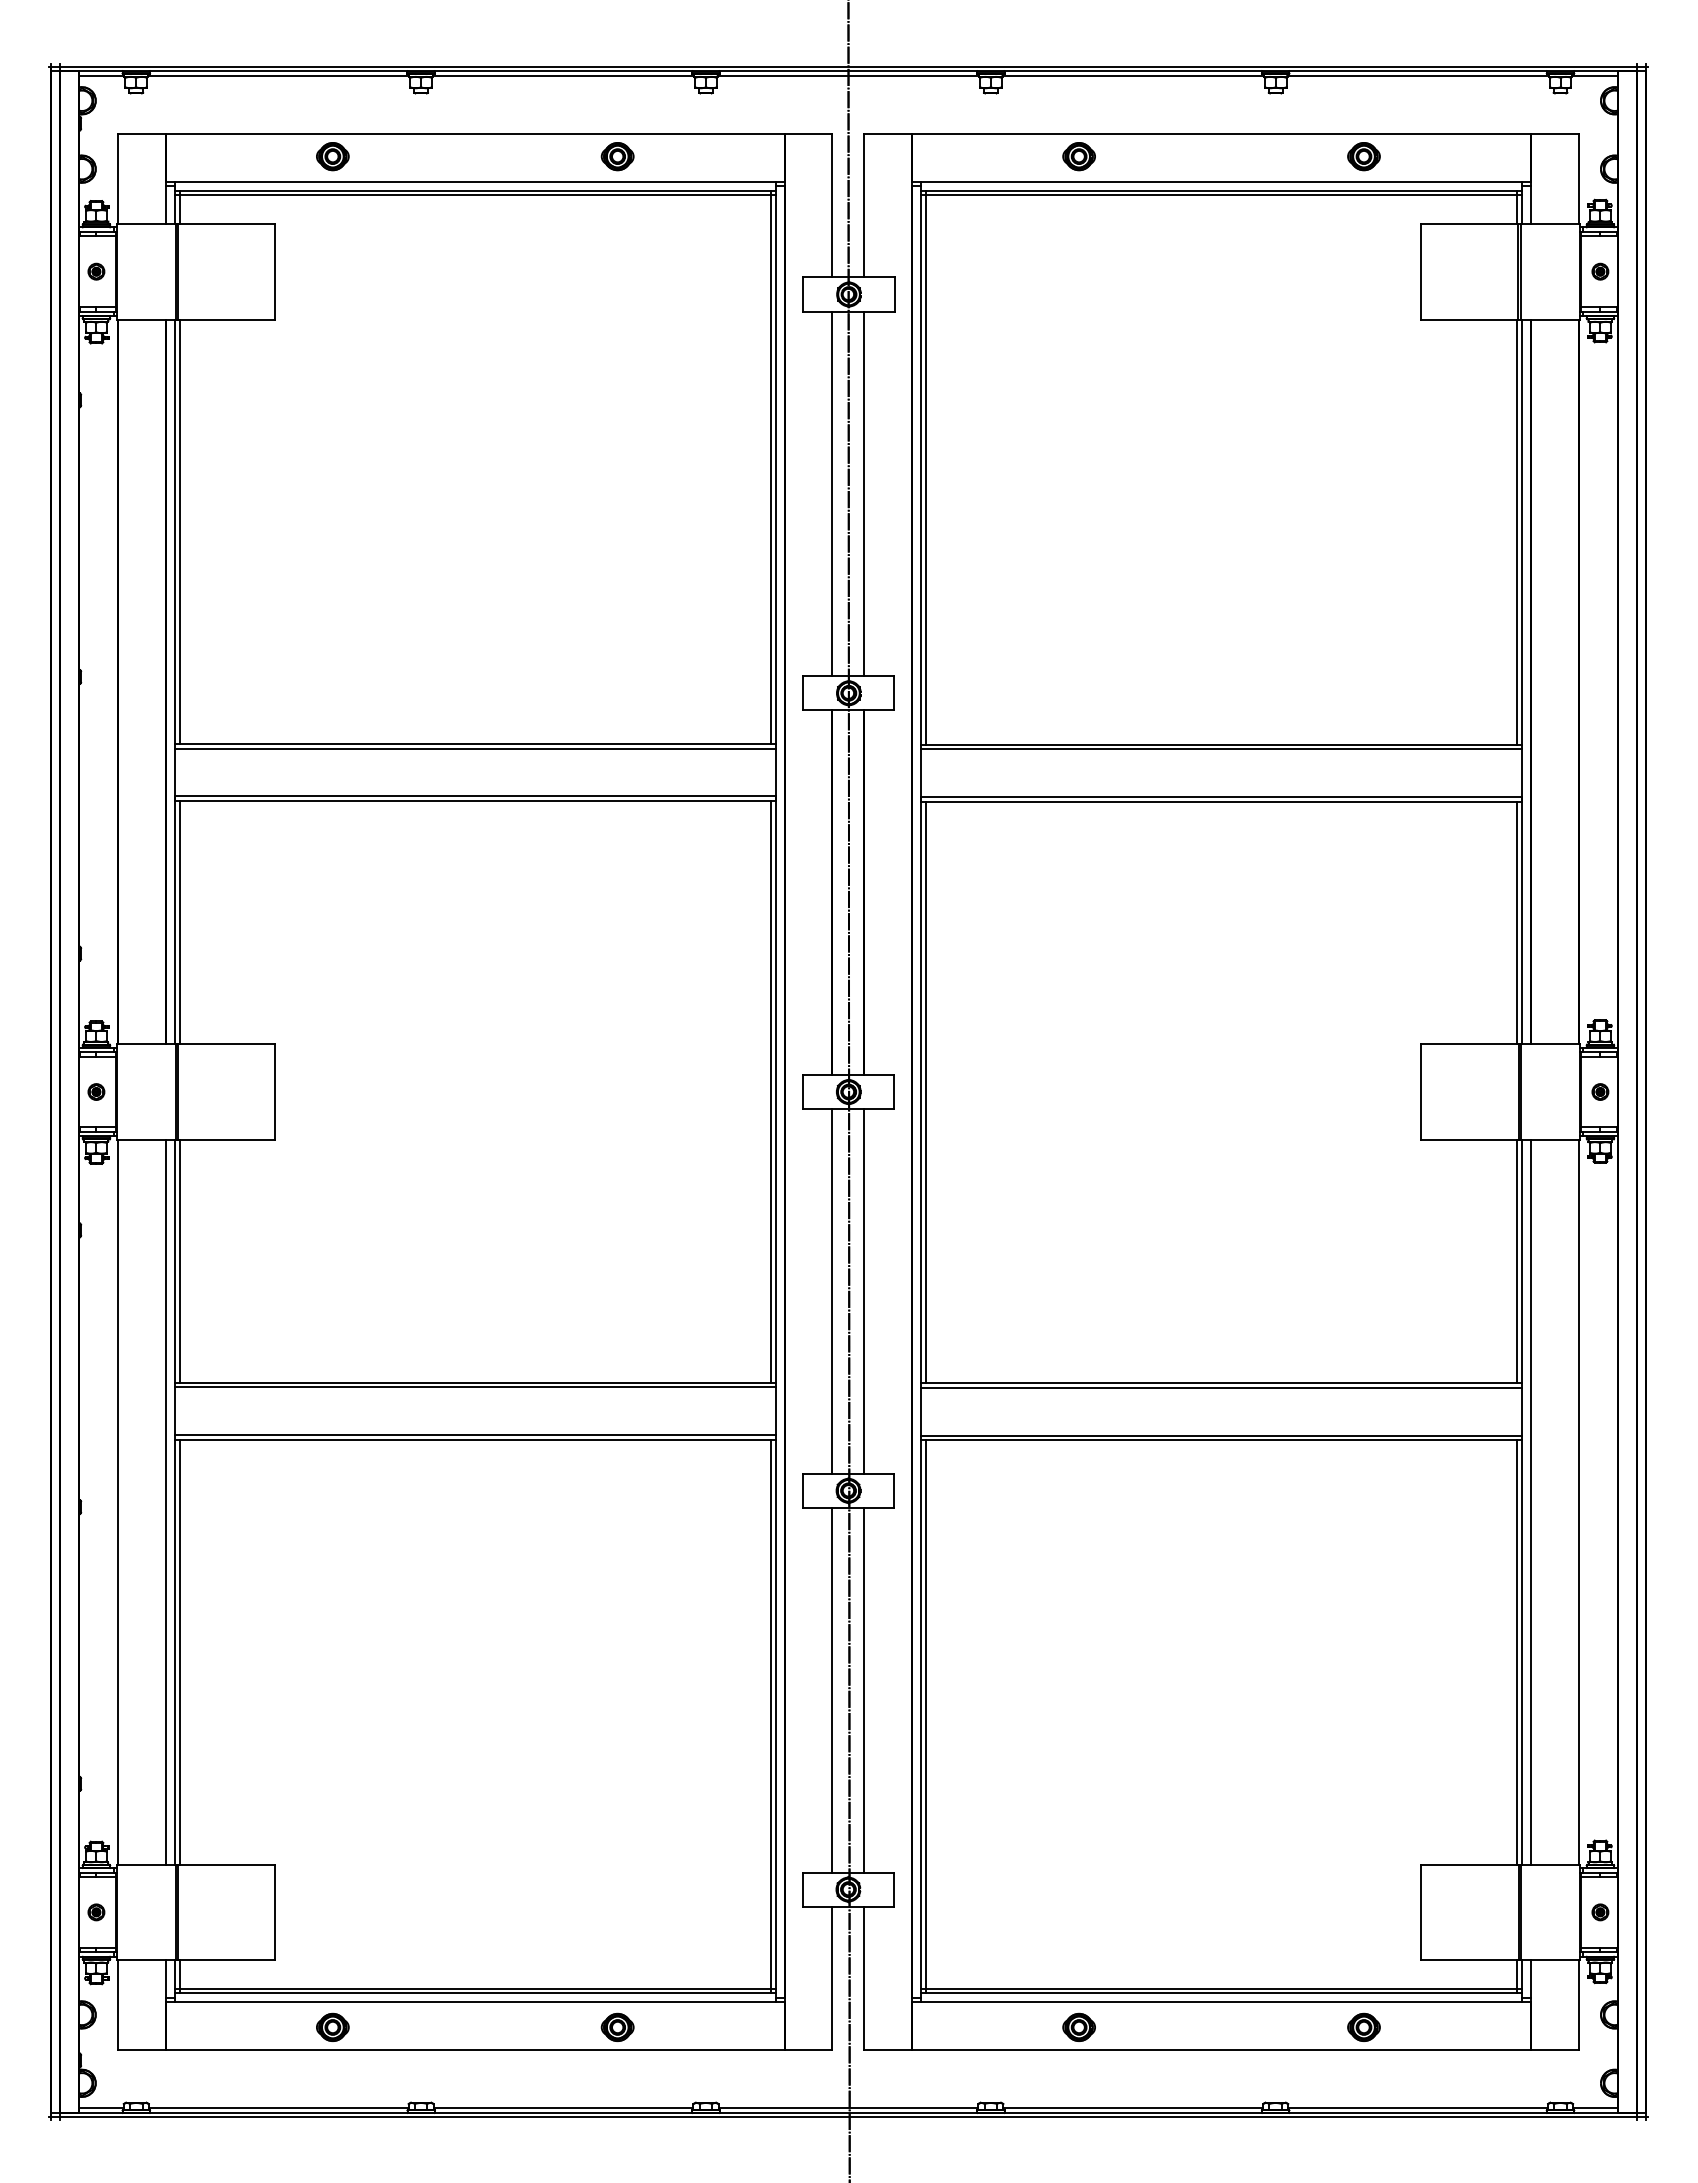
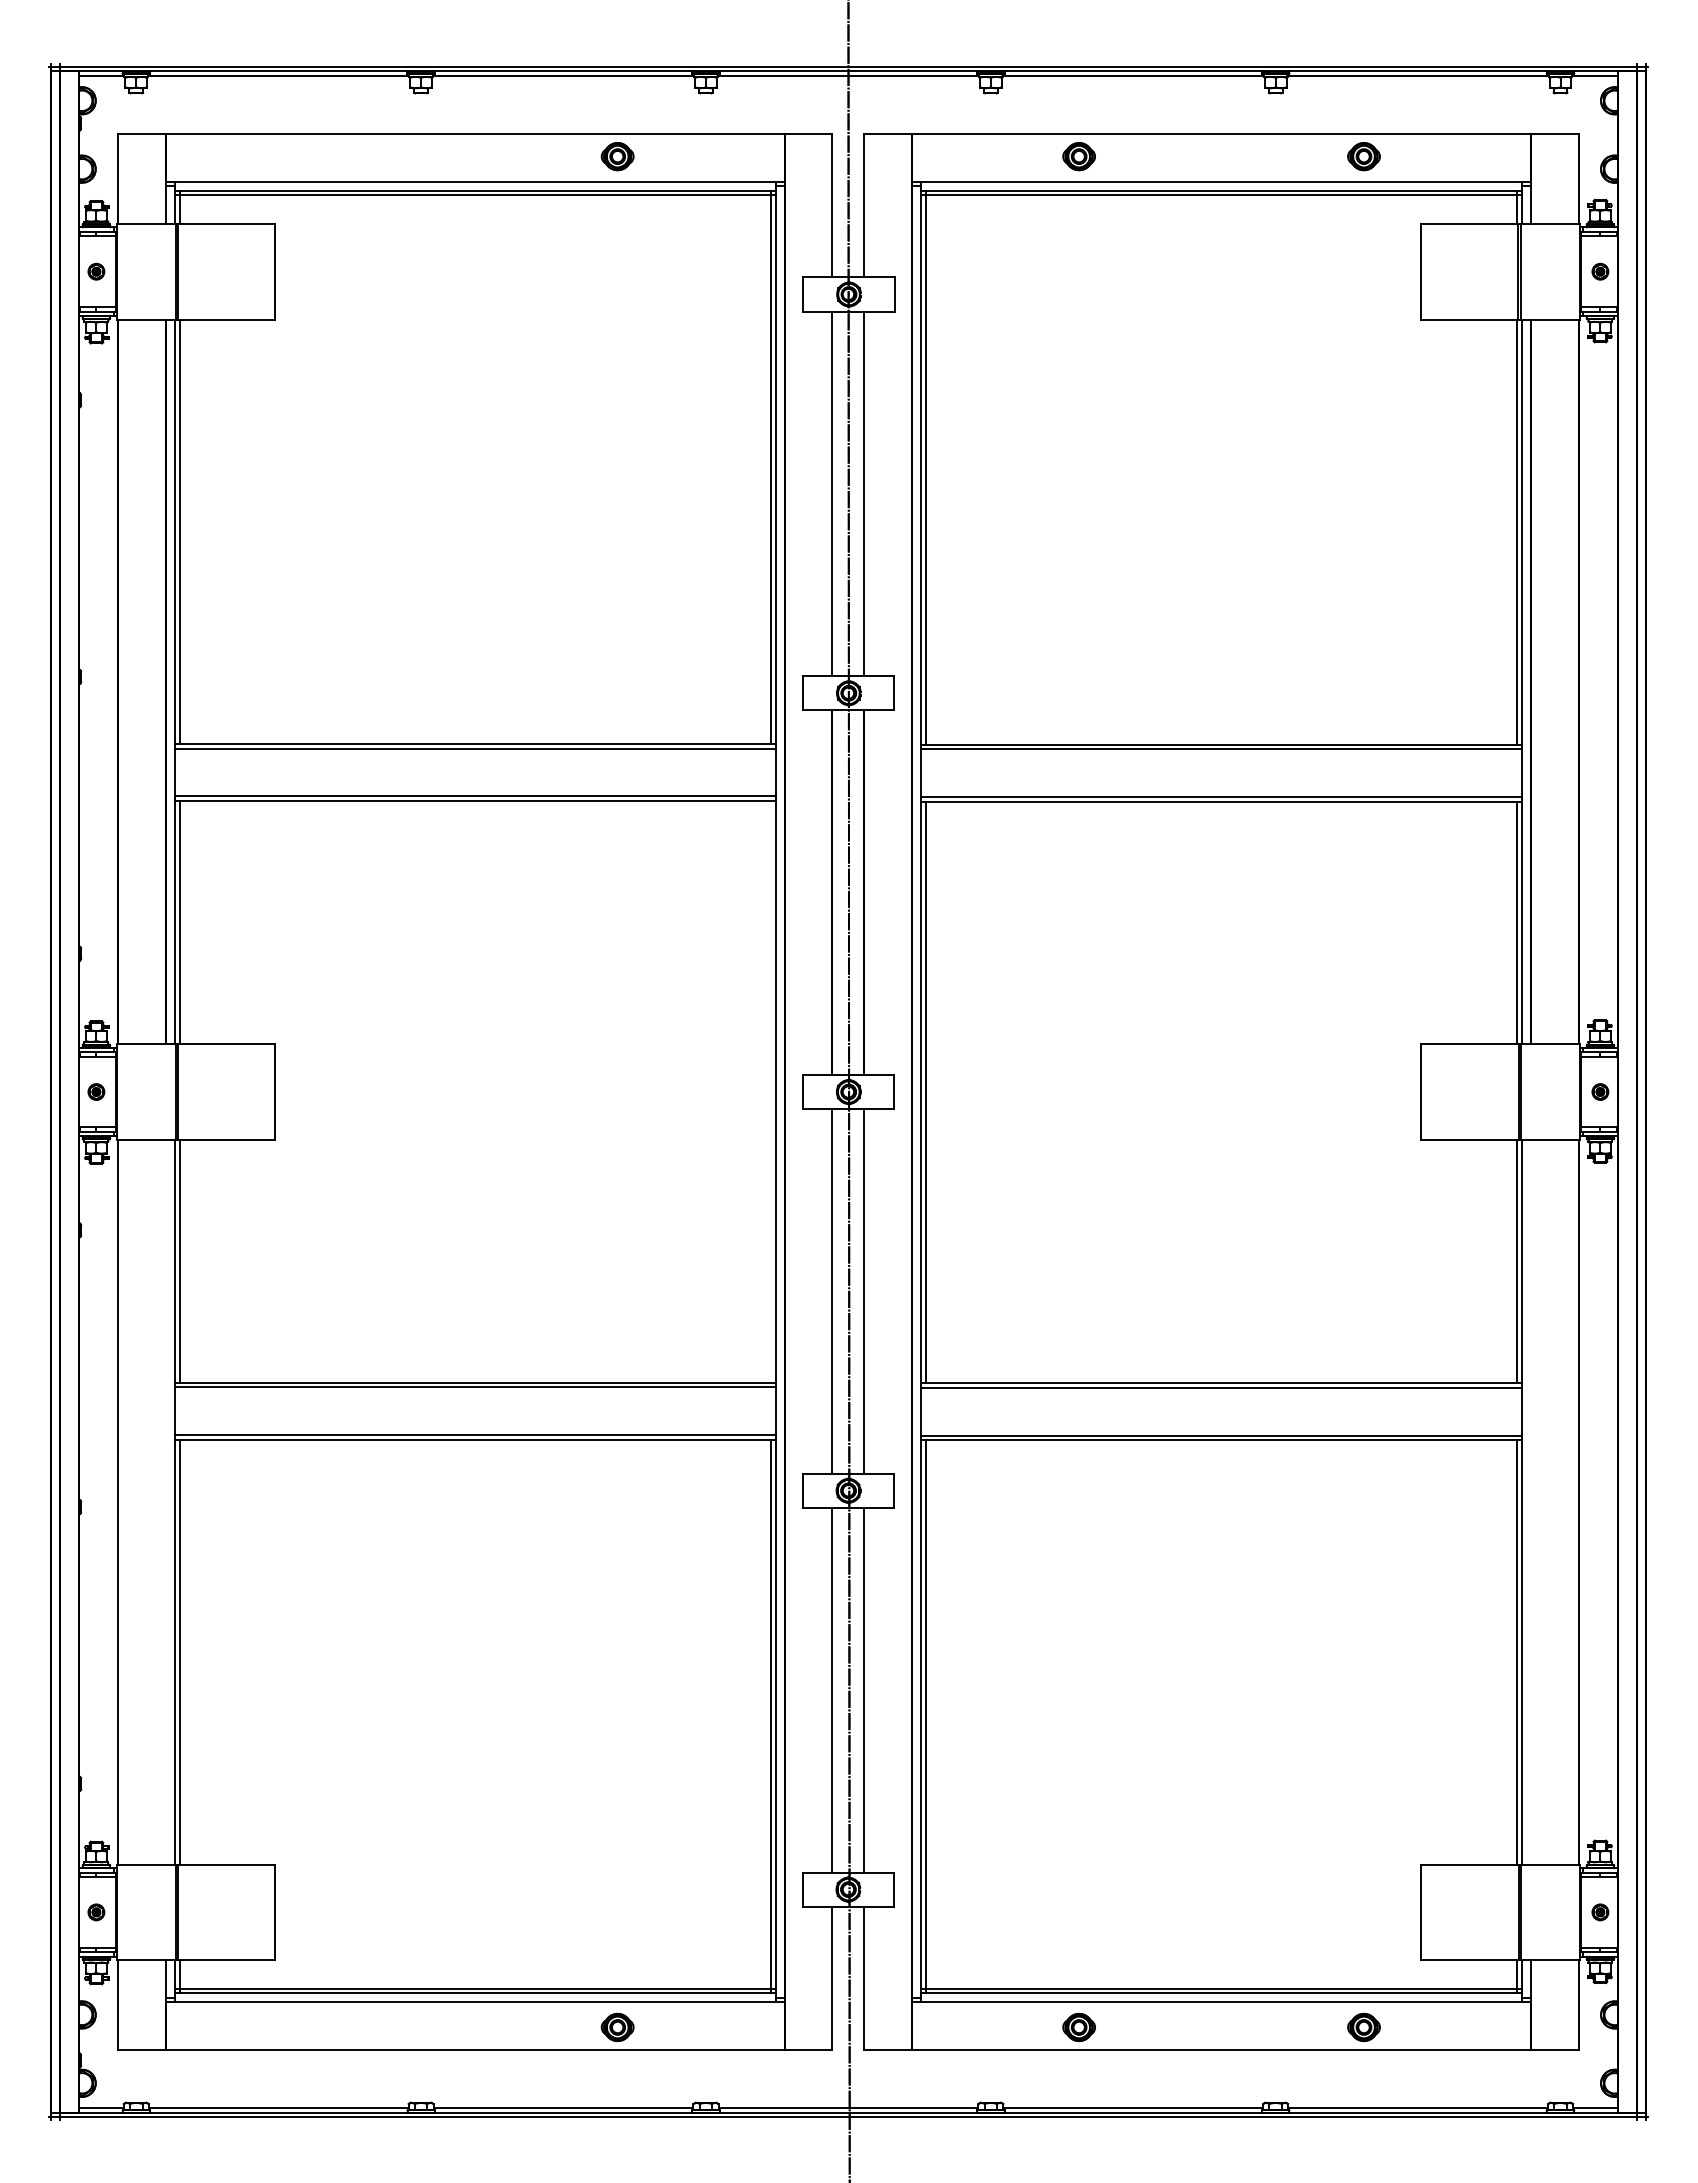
part: present -> none (332, 156)
line: present -> none (770, 1091)
line: present -> none (165, 1501)
line: present -> none (1530, 1501)
part: present -> none (332, 2026)
